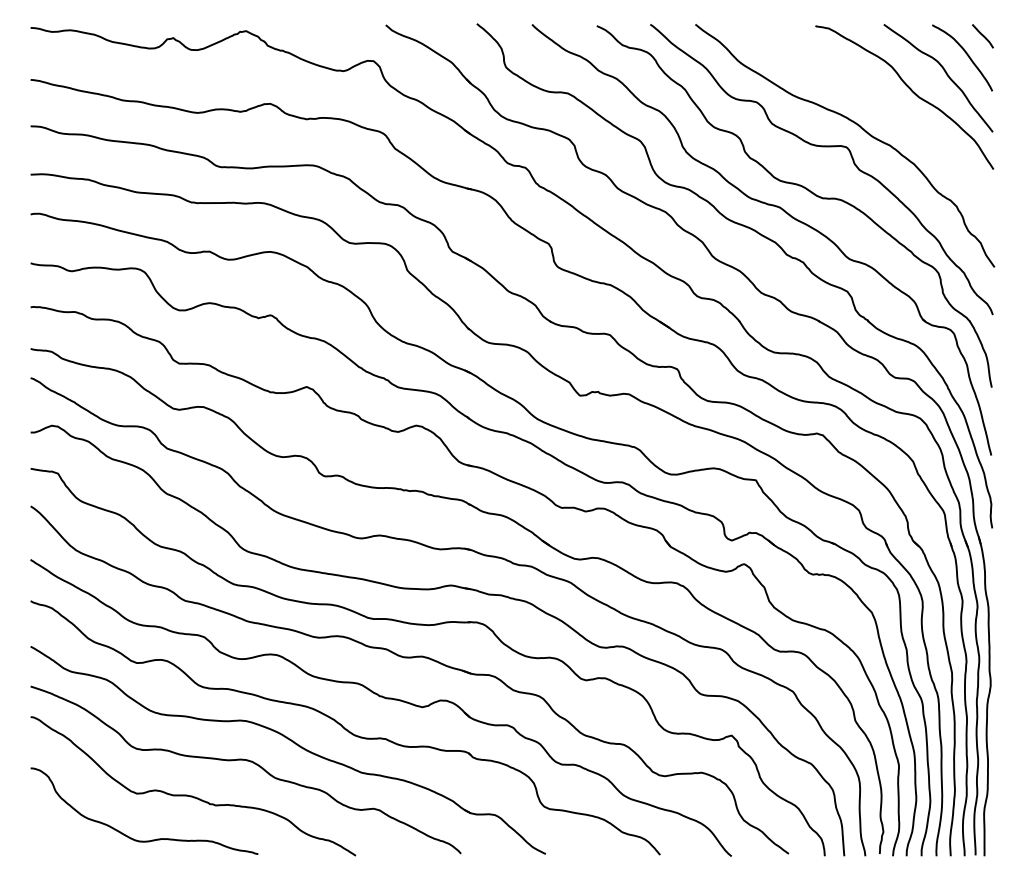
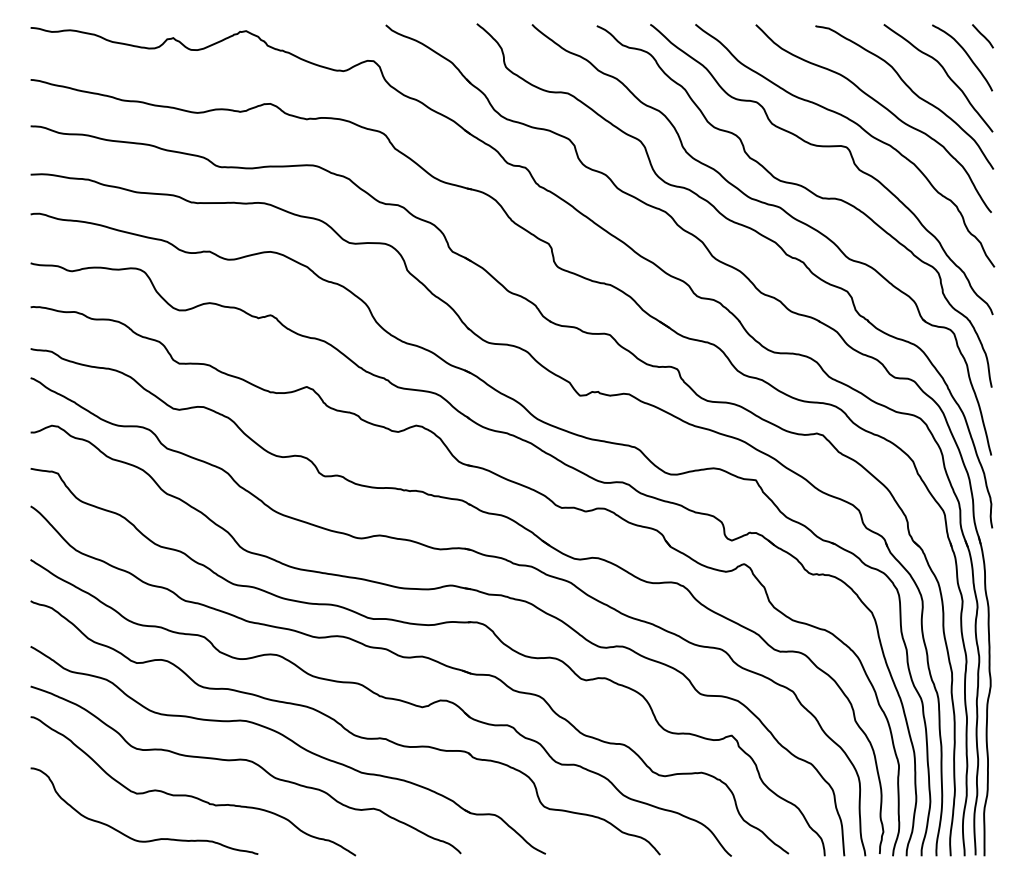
curve: none -> present (881, 106)
